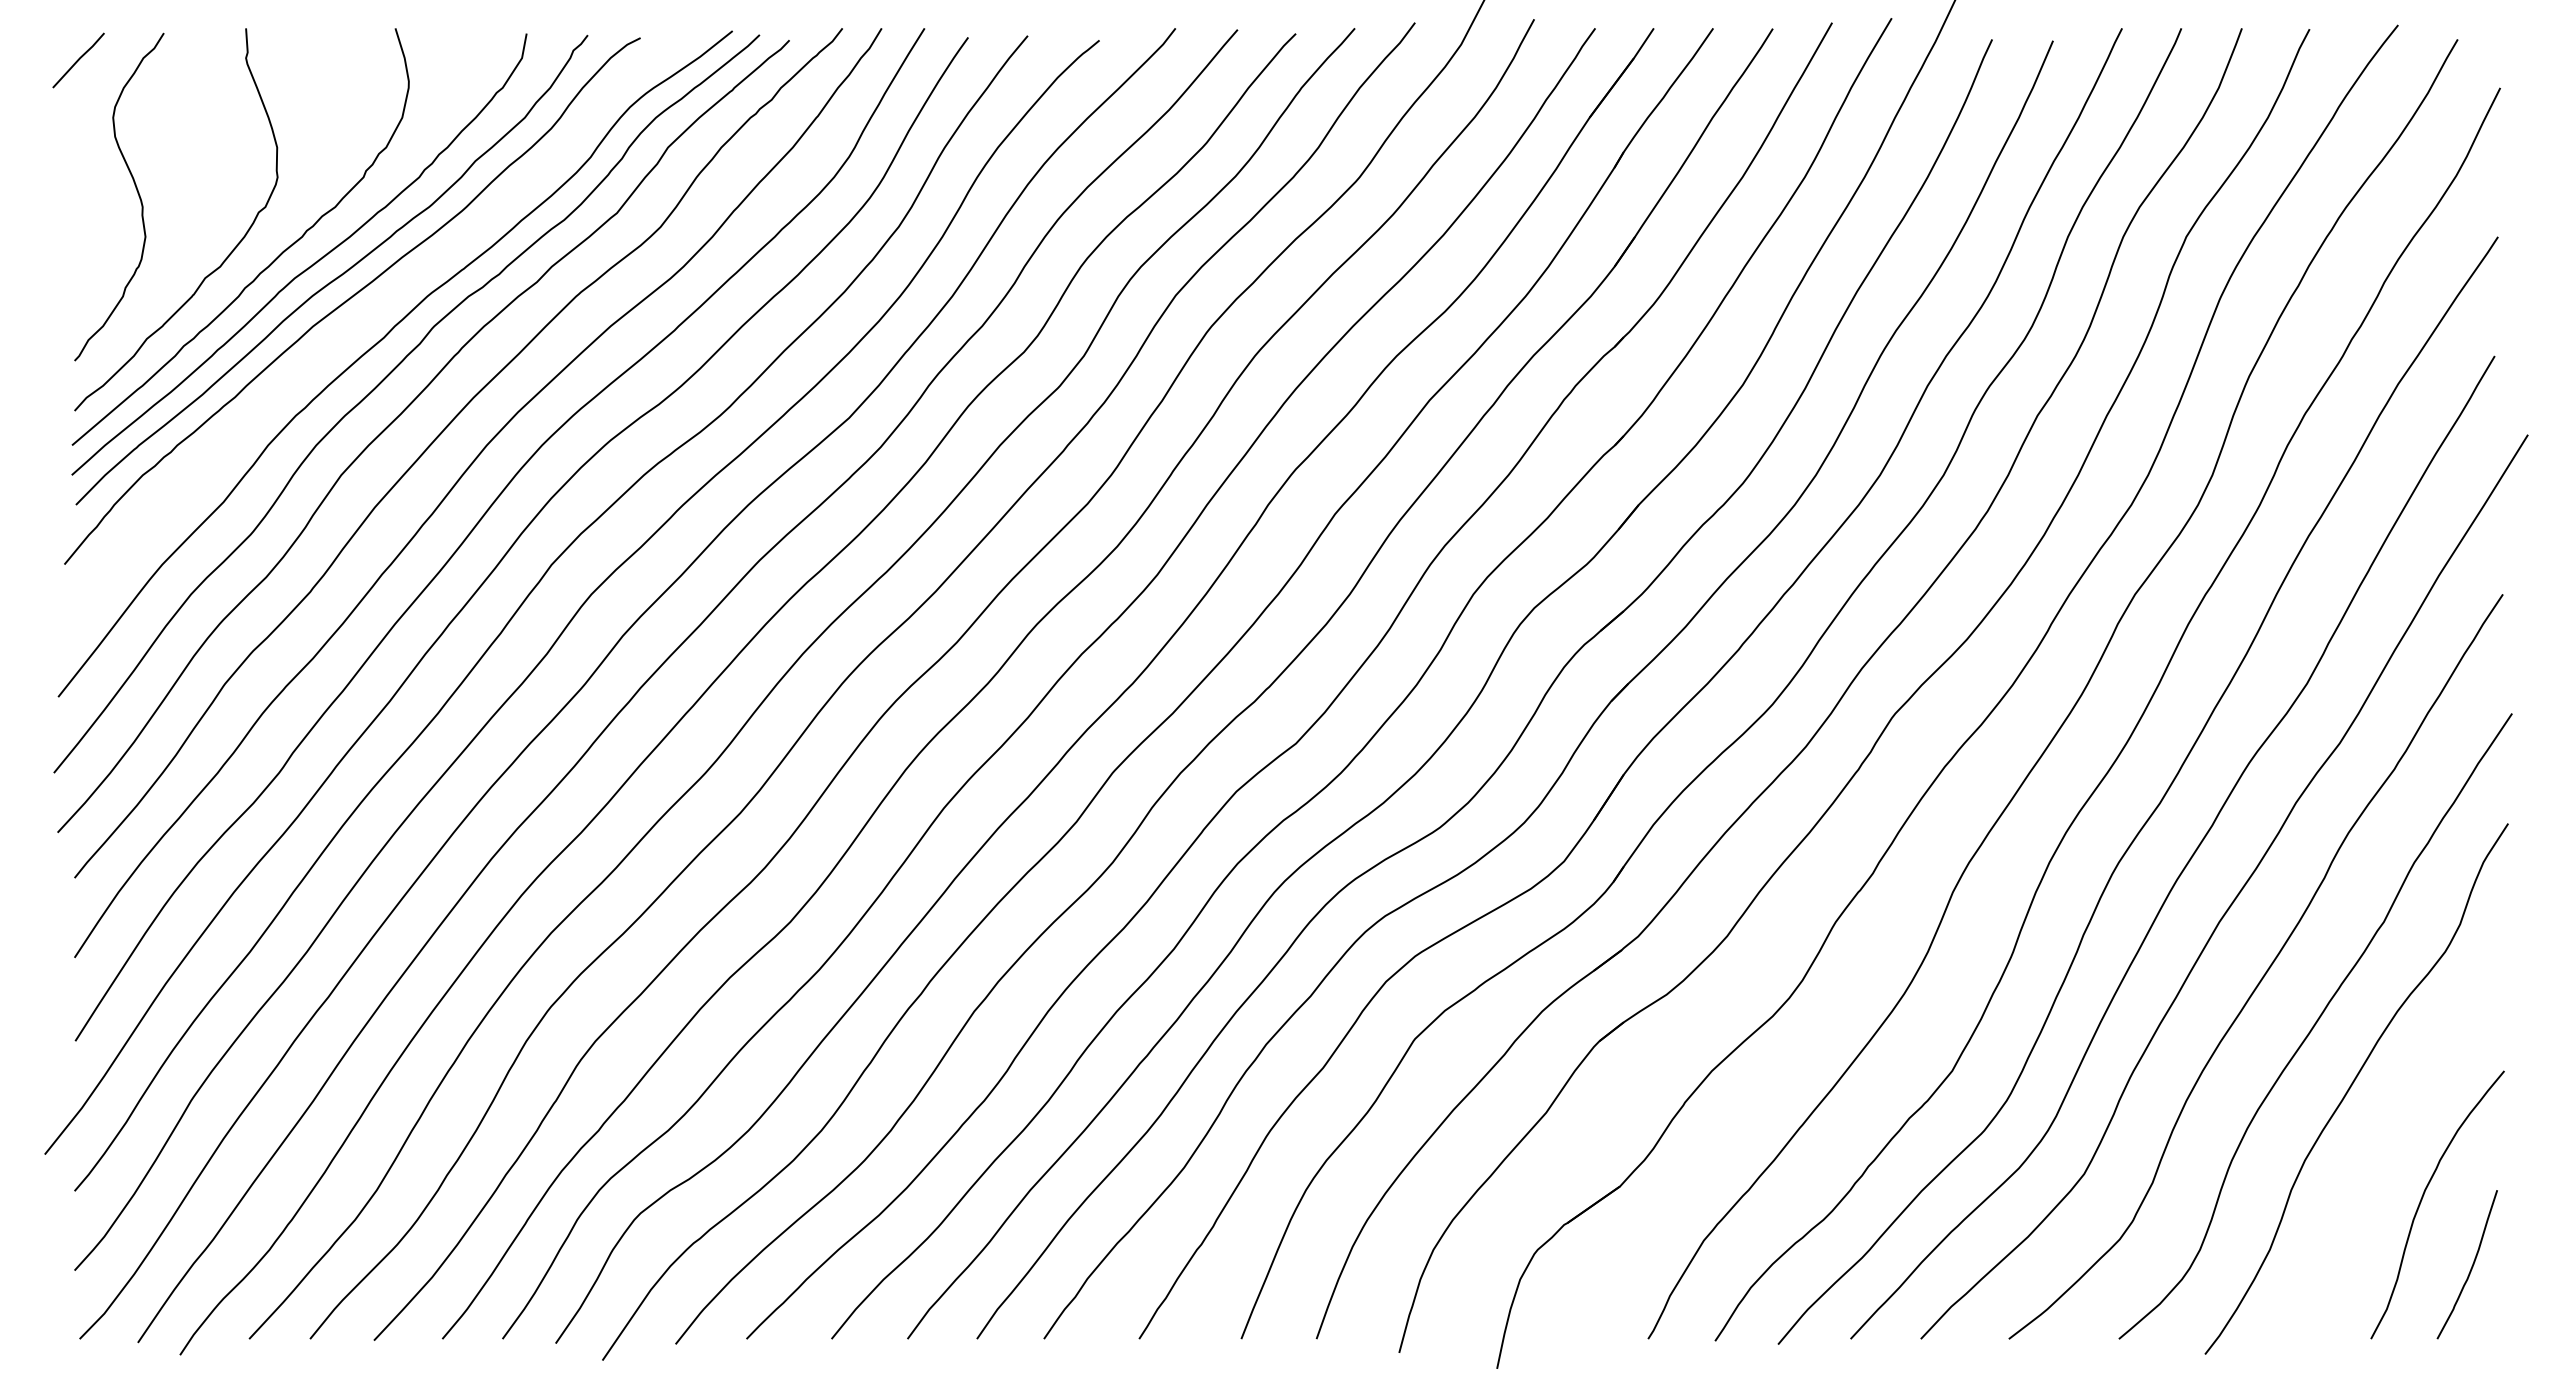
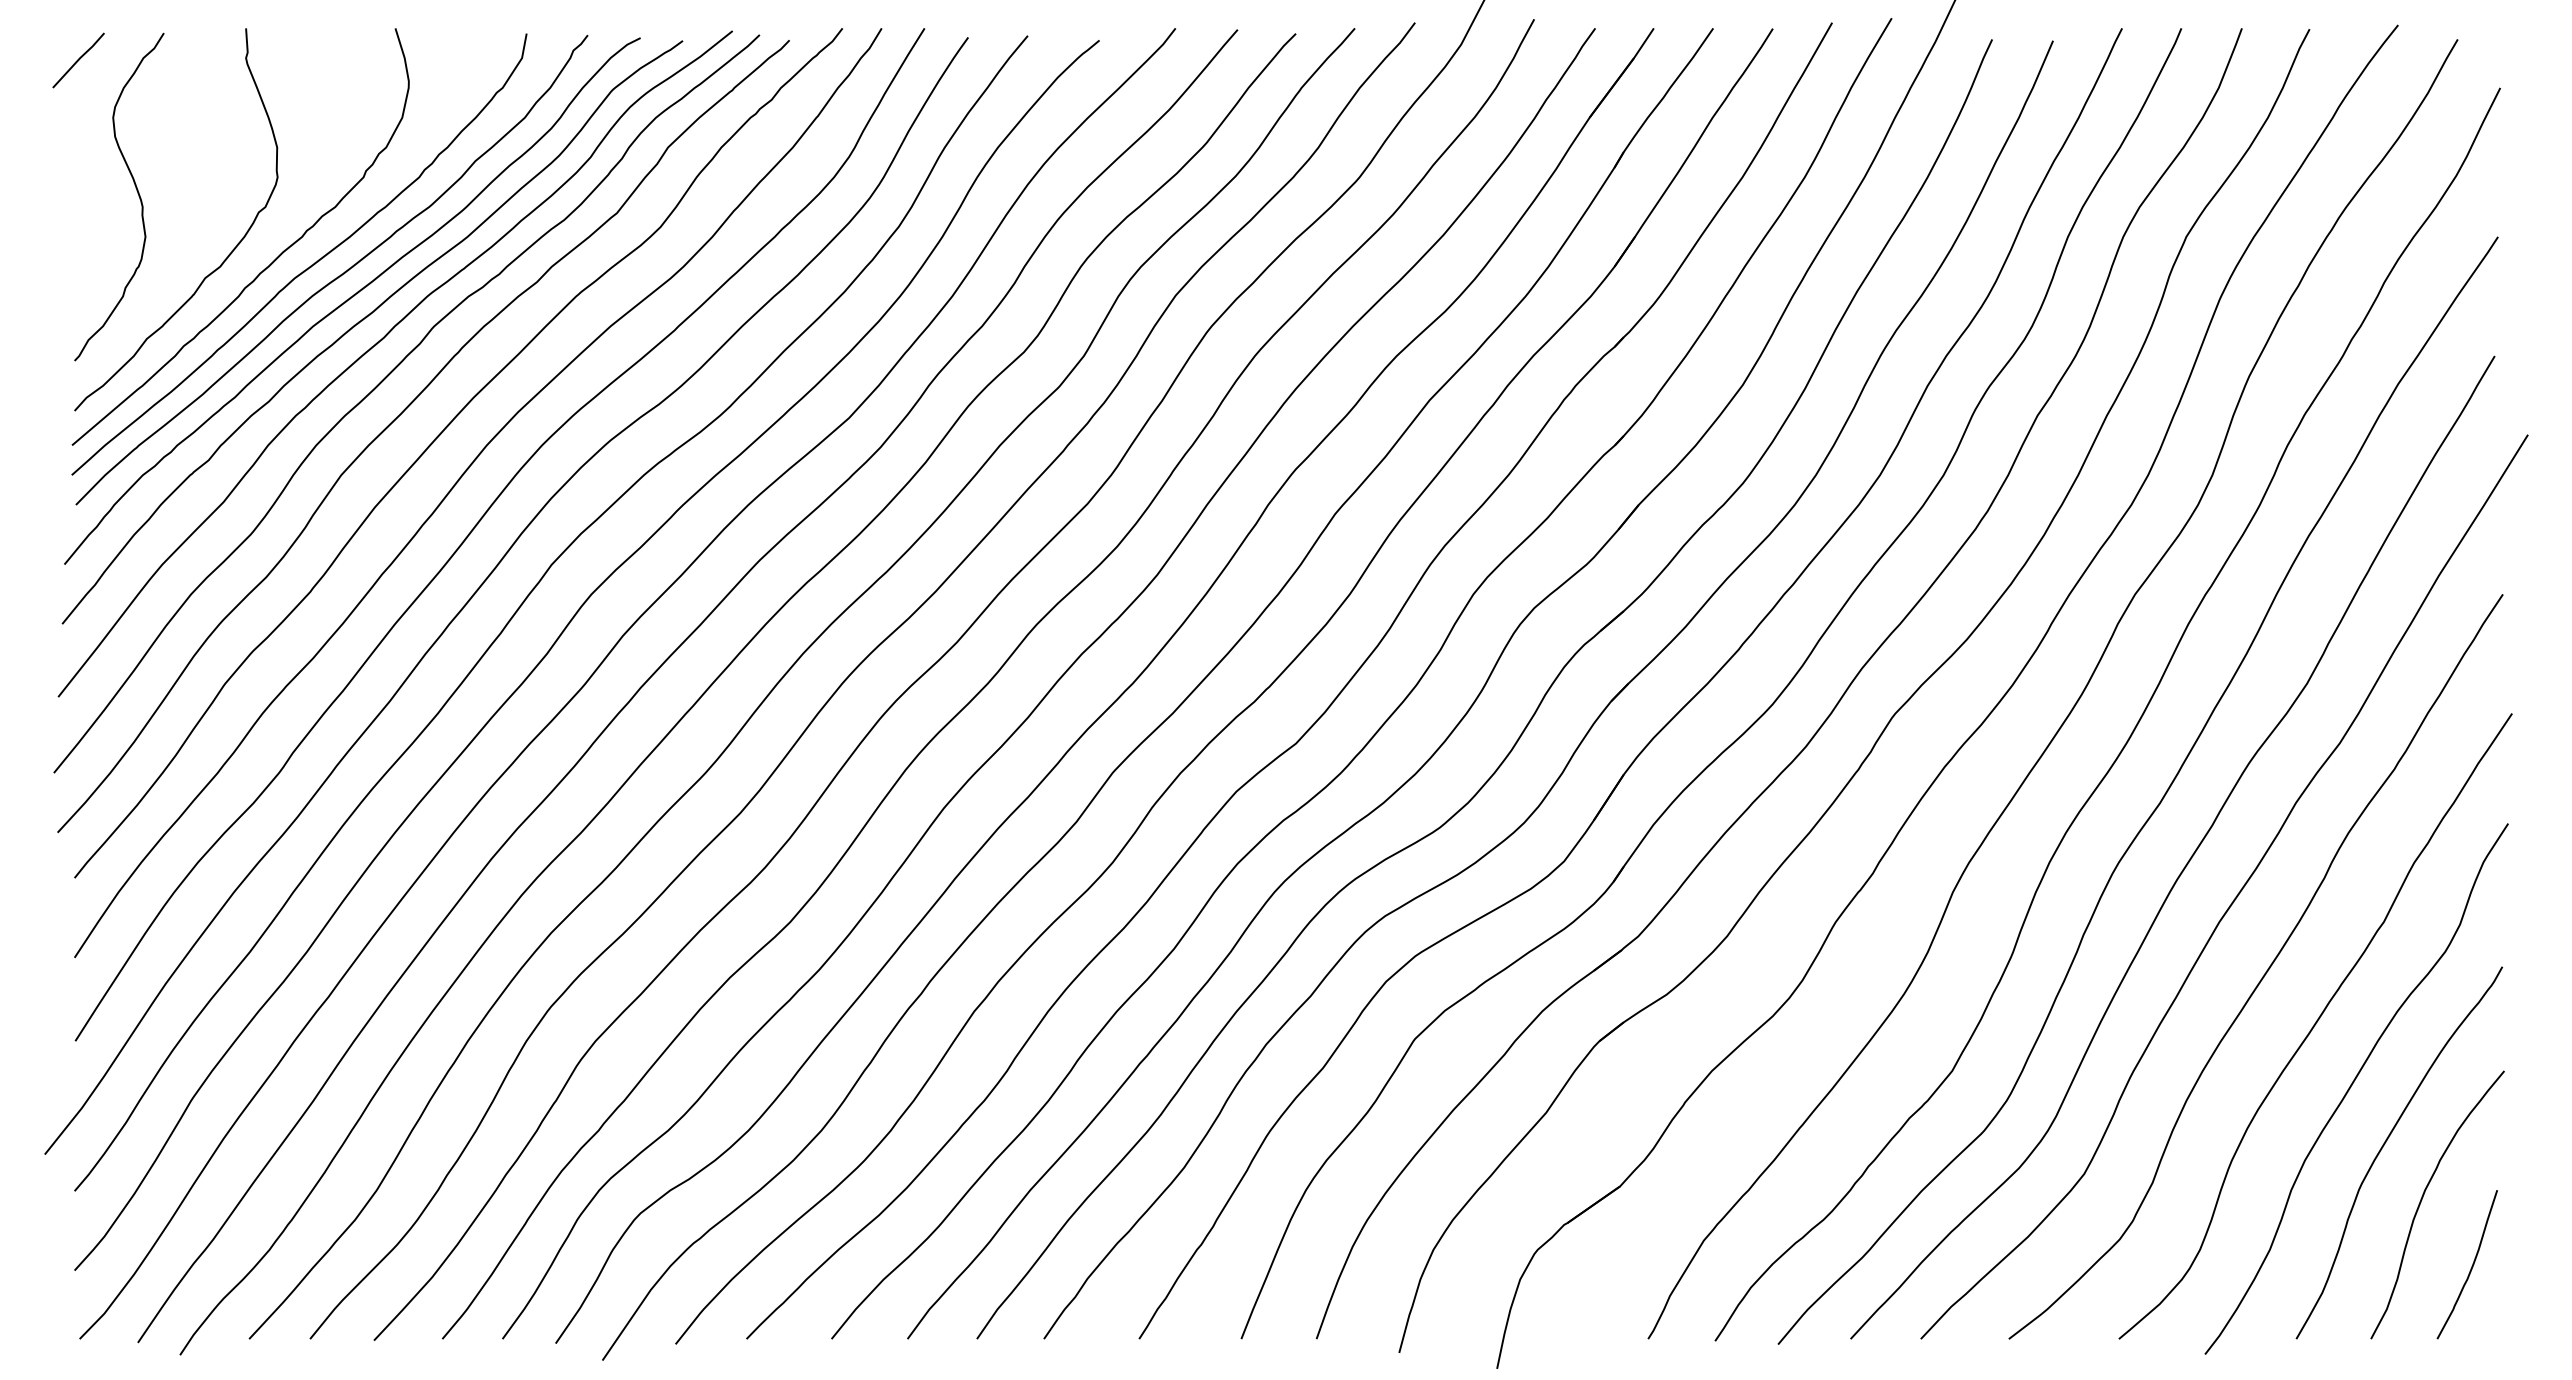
curve: none -> present (362, 321)
curve: none -> present (2385, 1144)
